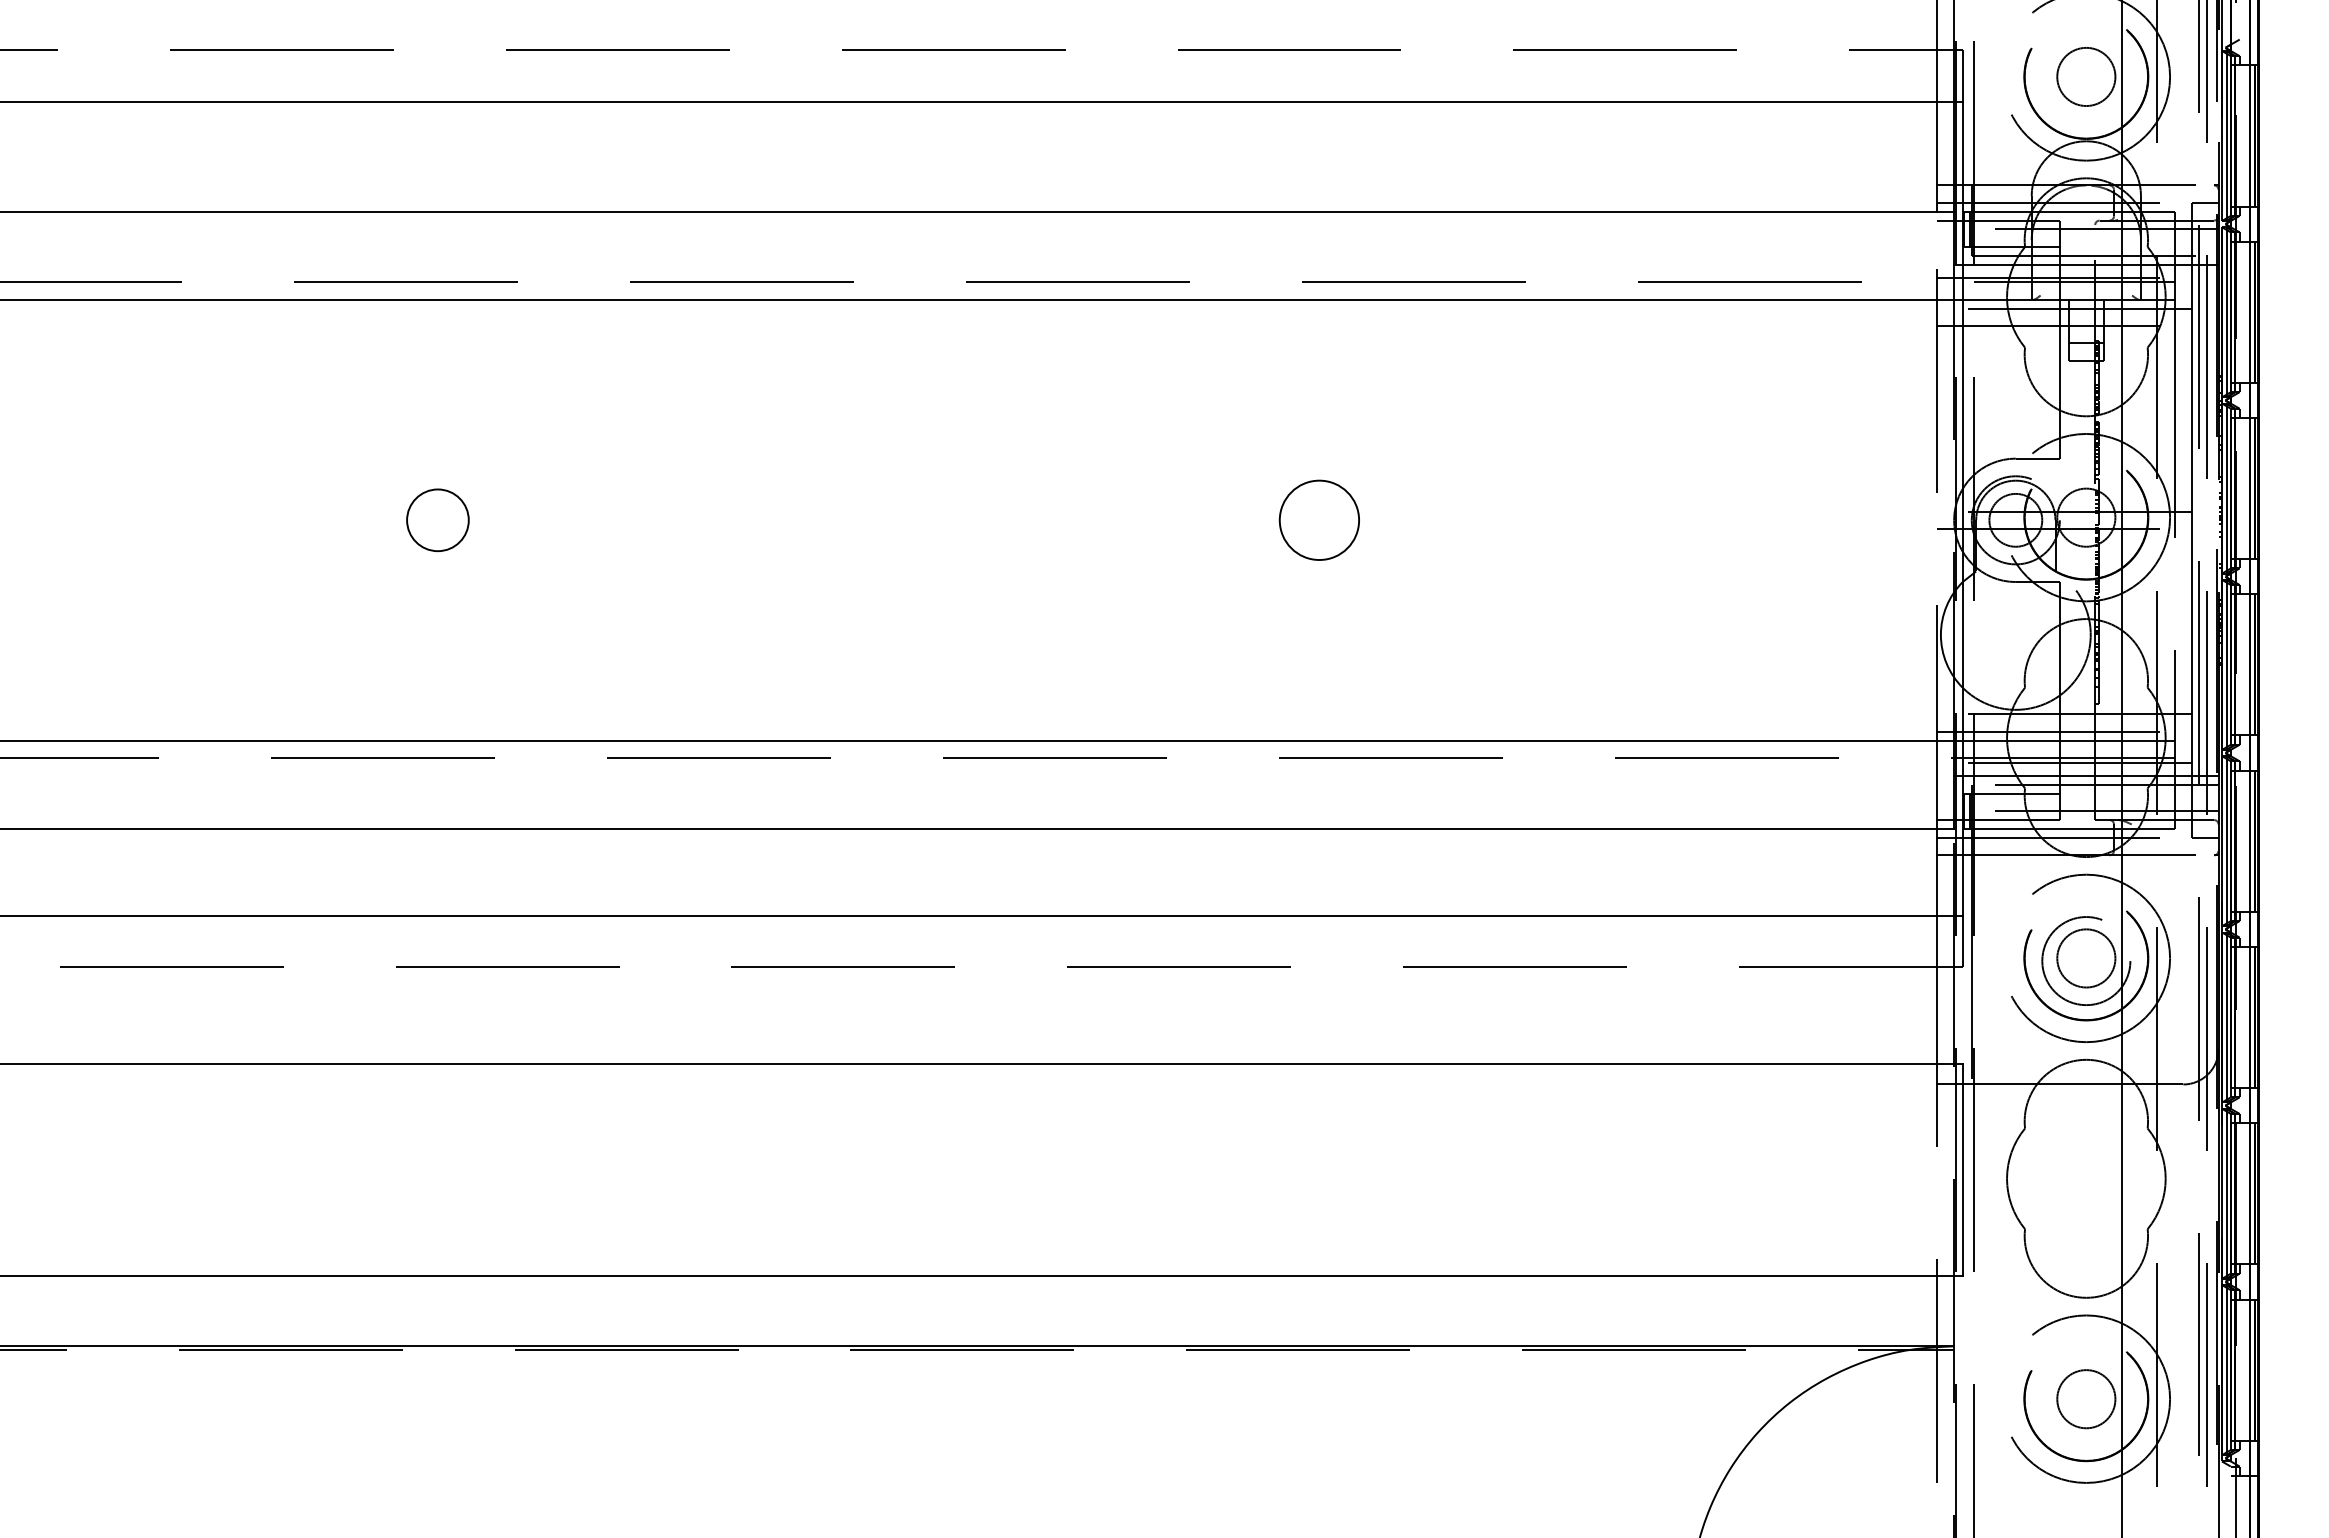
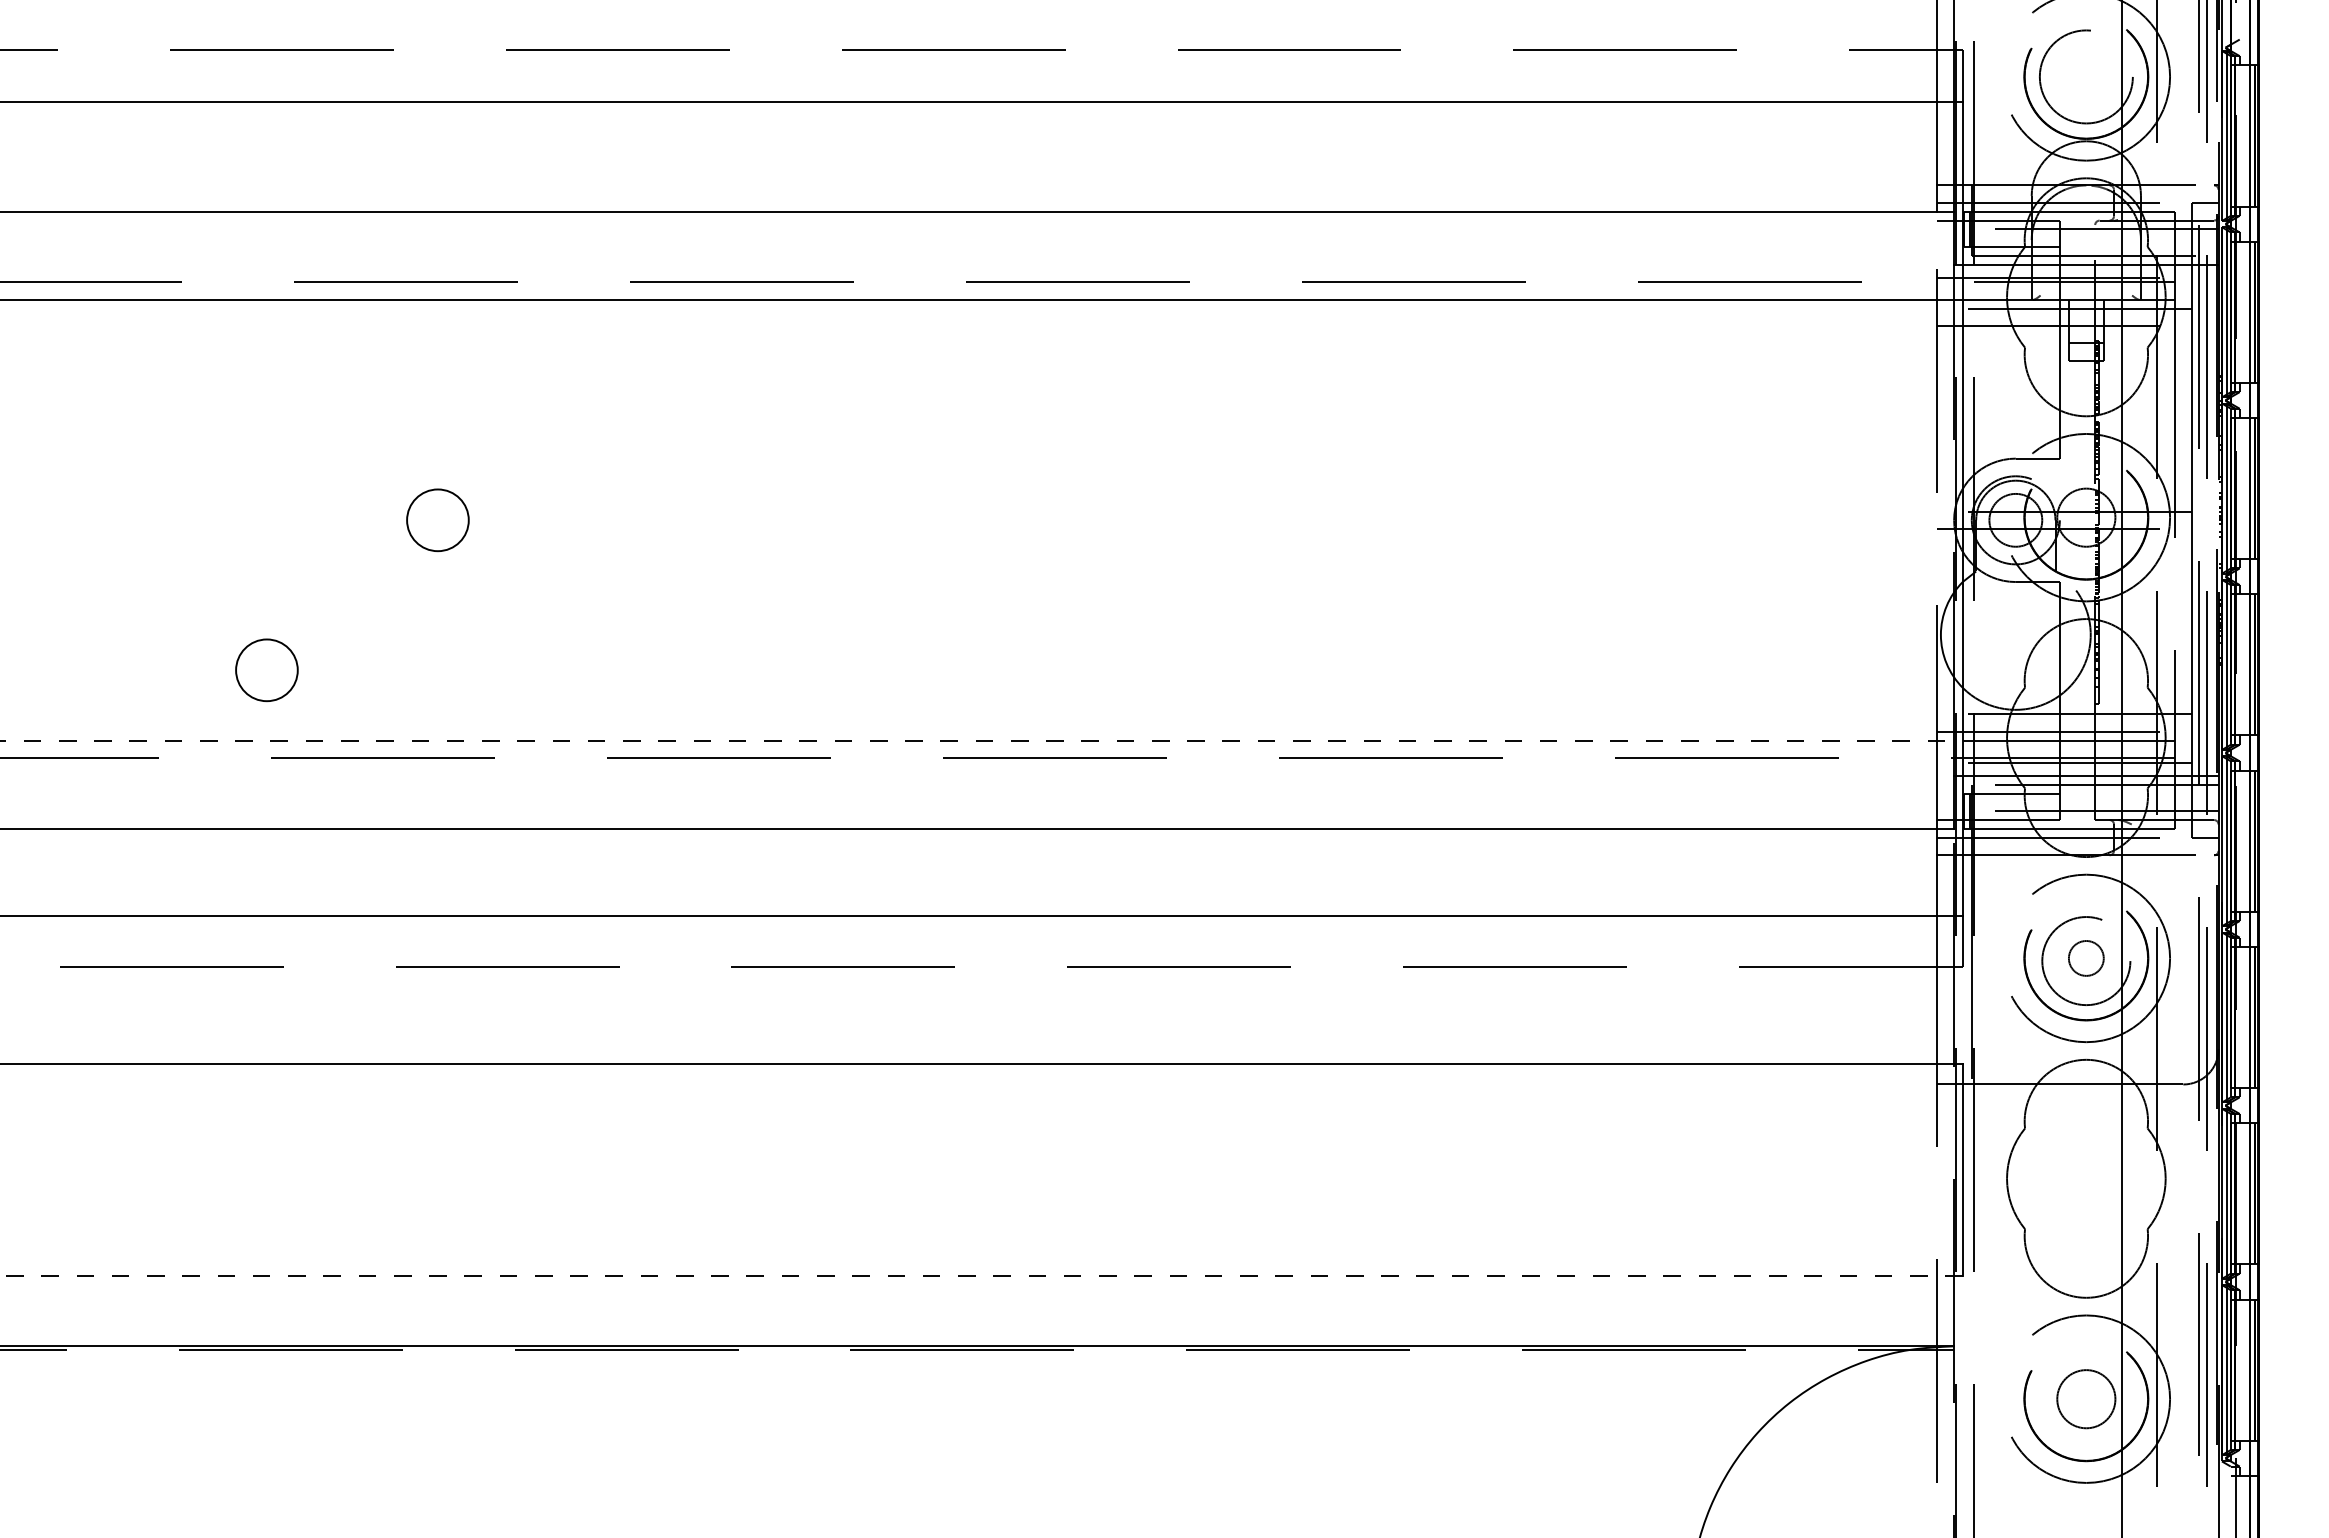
circle diameter: 58 px -> 93 px (2085, 76)
circle: present -> none (1318, 519)
circle: none -> present (266, 670)
line: solid -> dashed (982, 740)
circle diameter: 58 px -> 35 px (2085, 957)
line: solid -> dashed (981, 1275)
